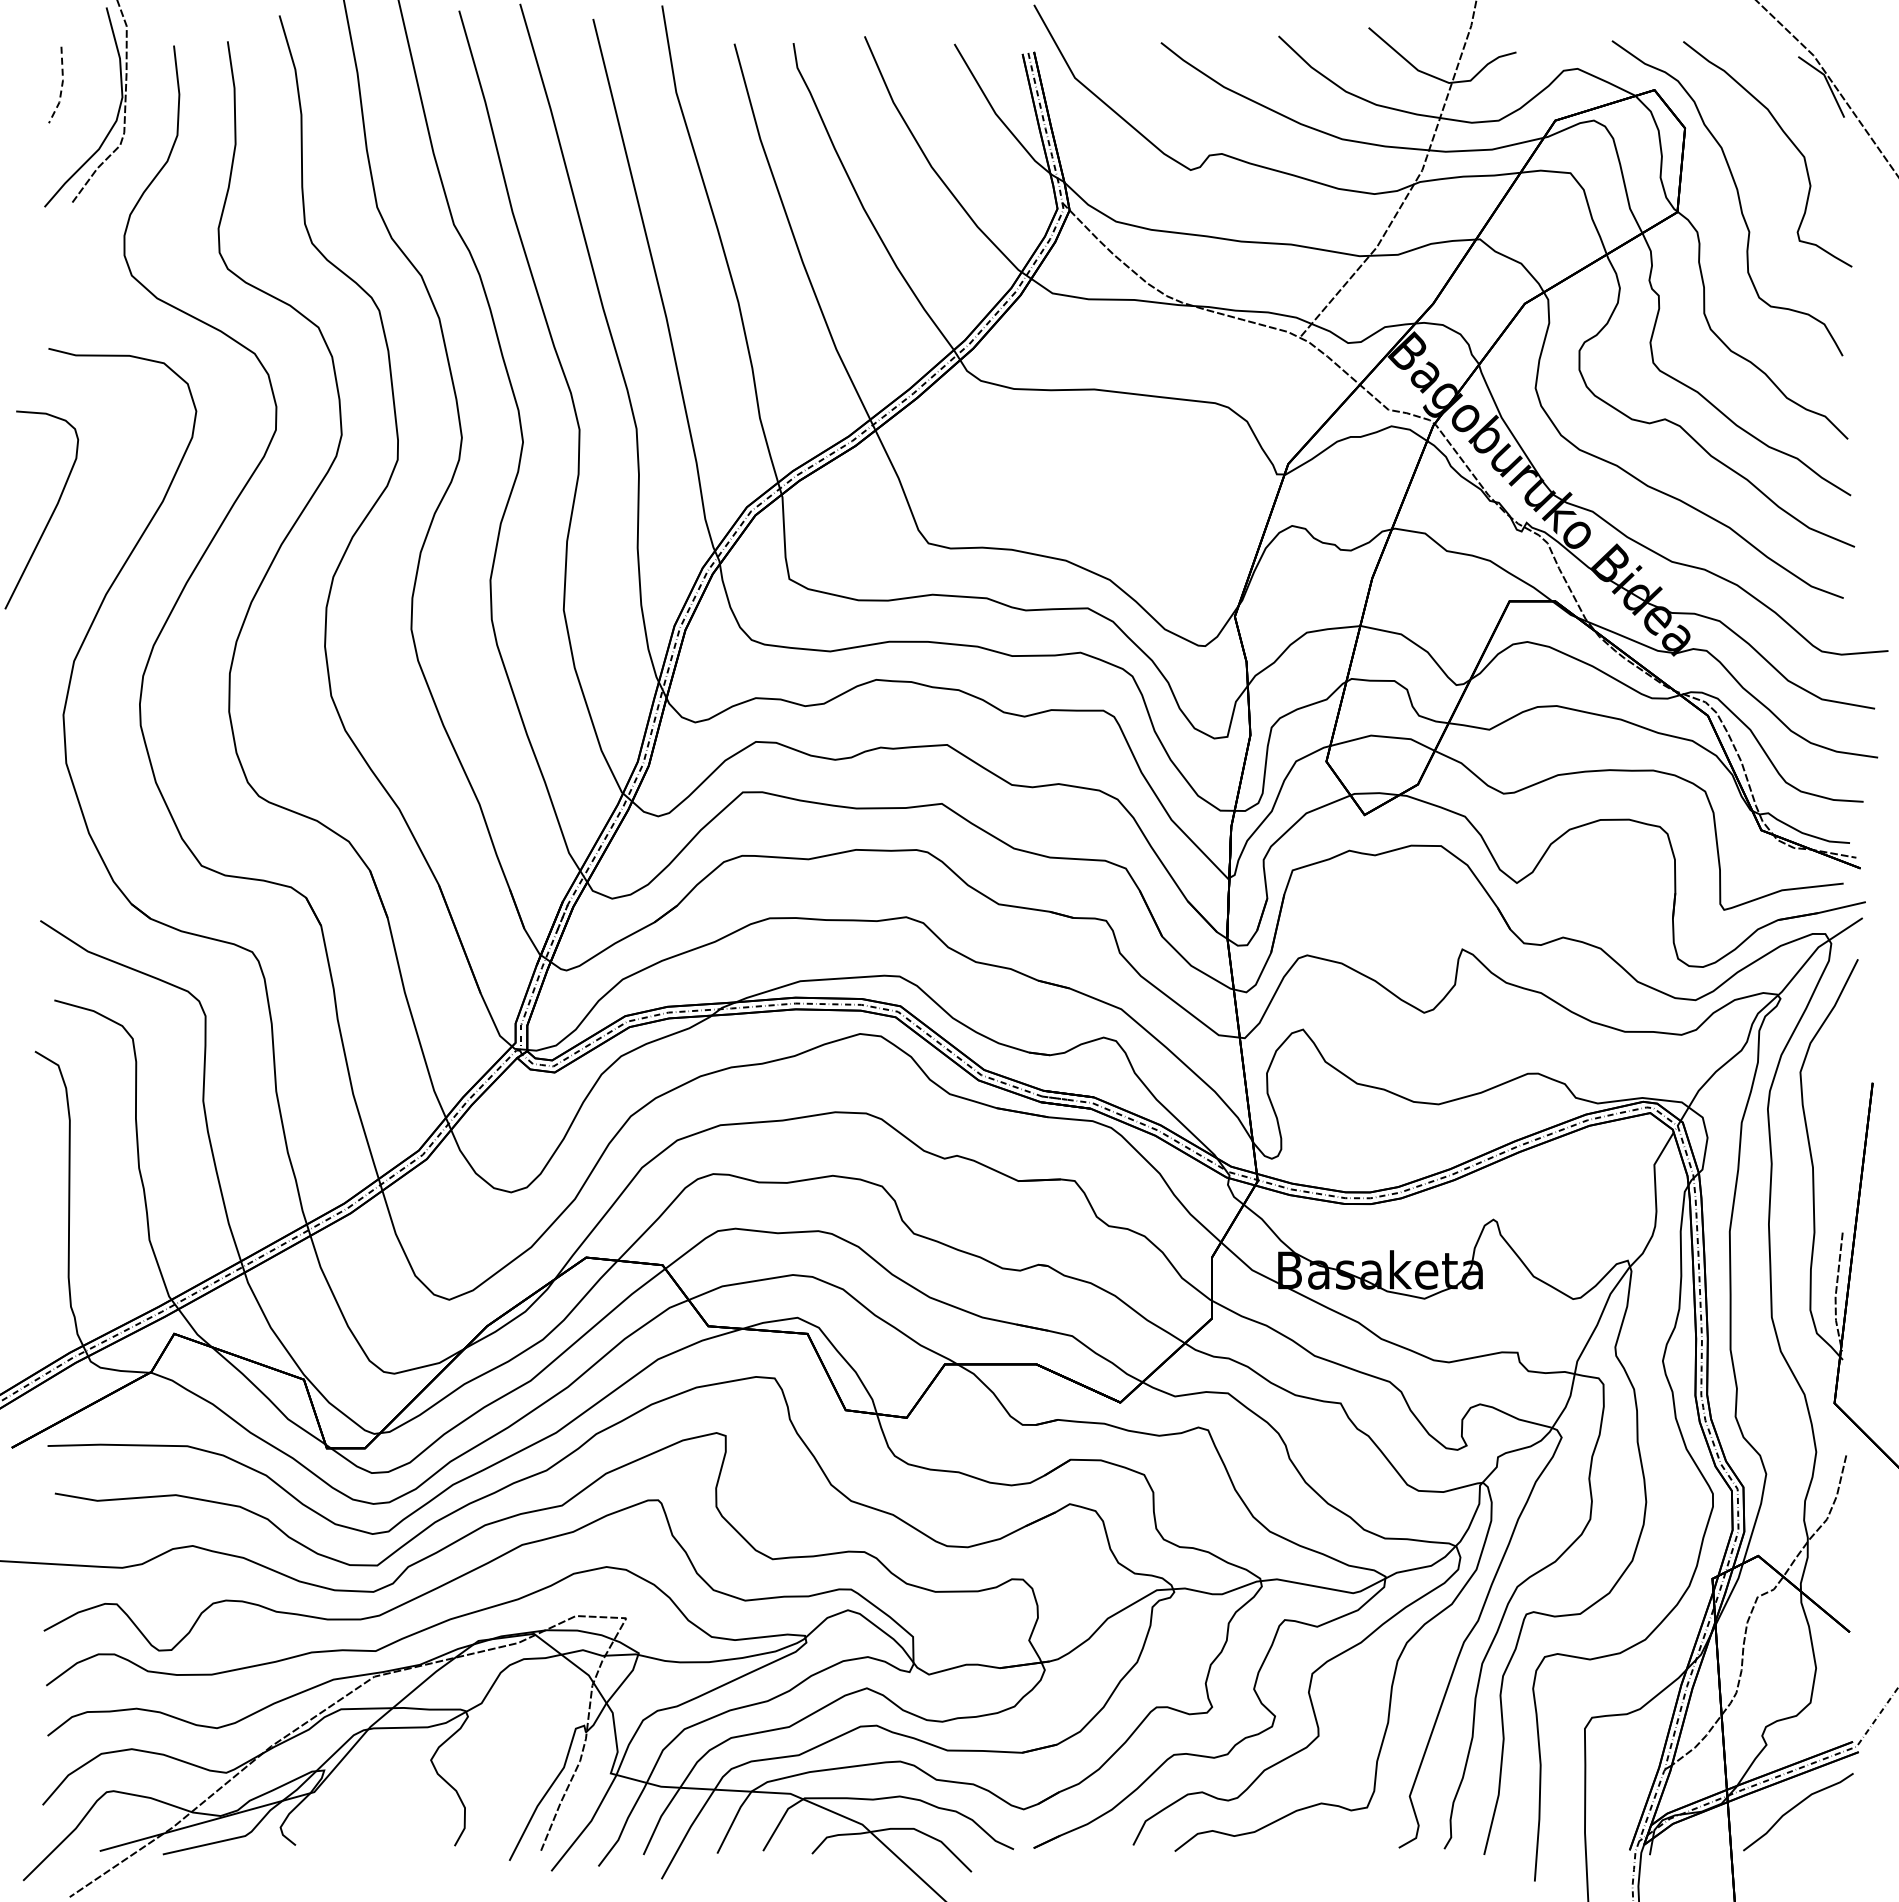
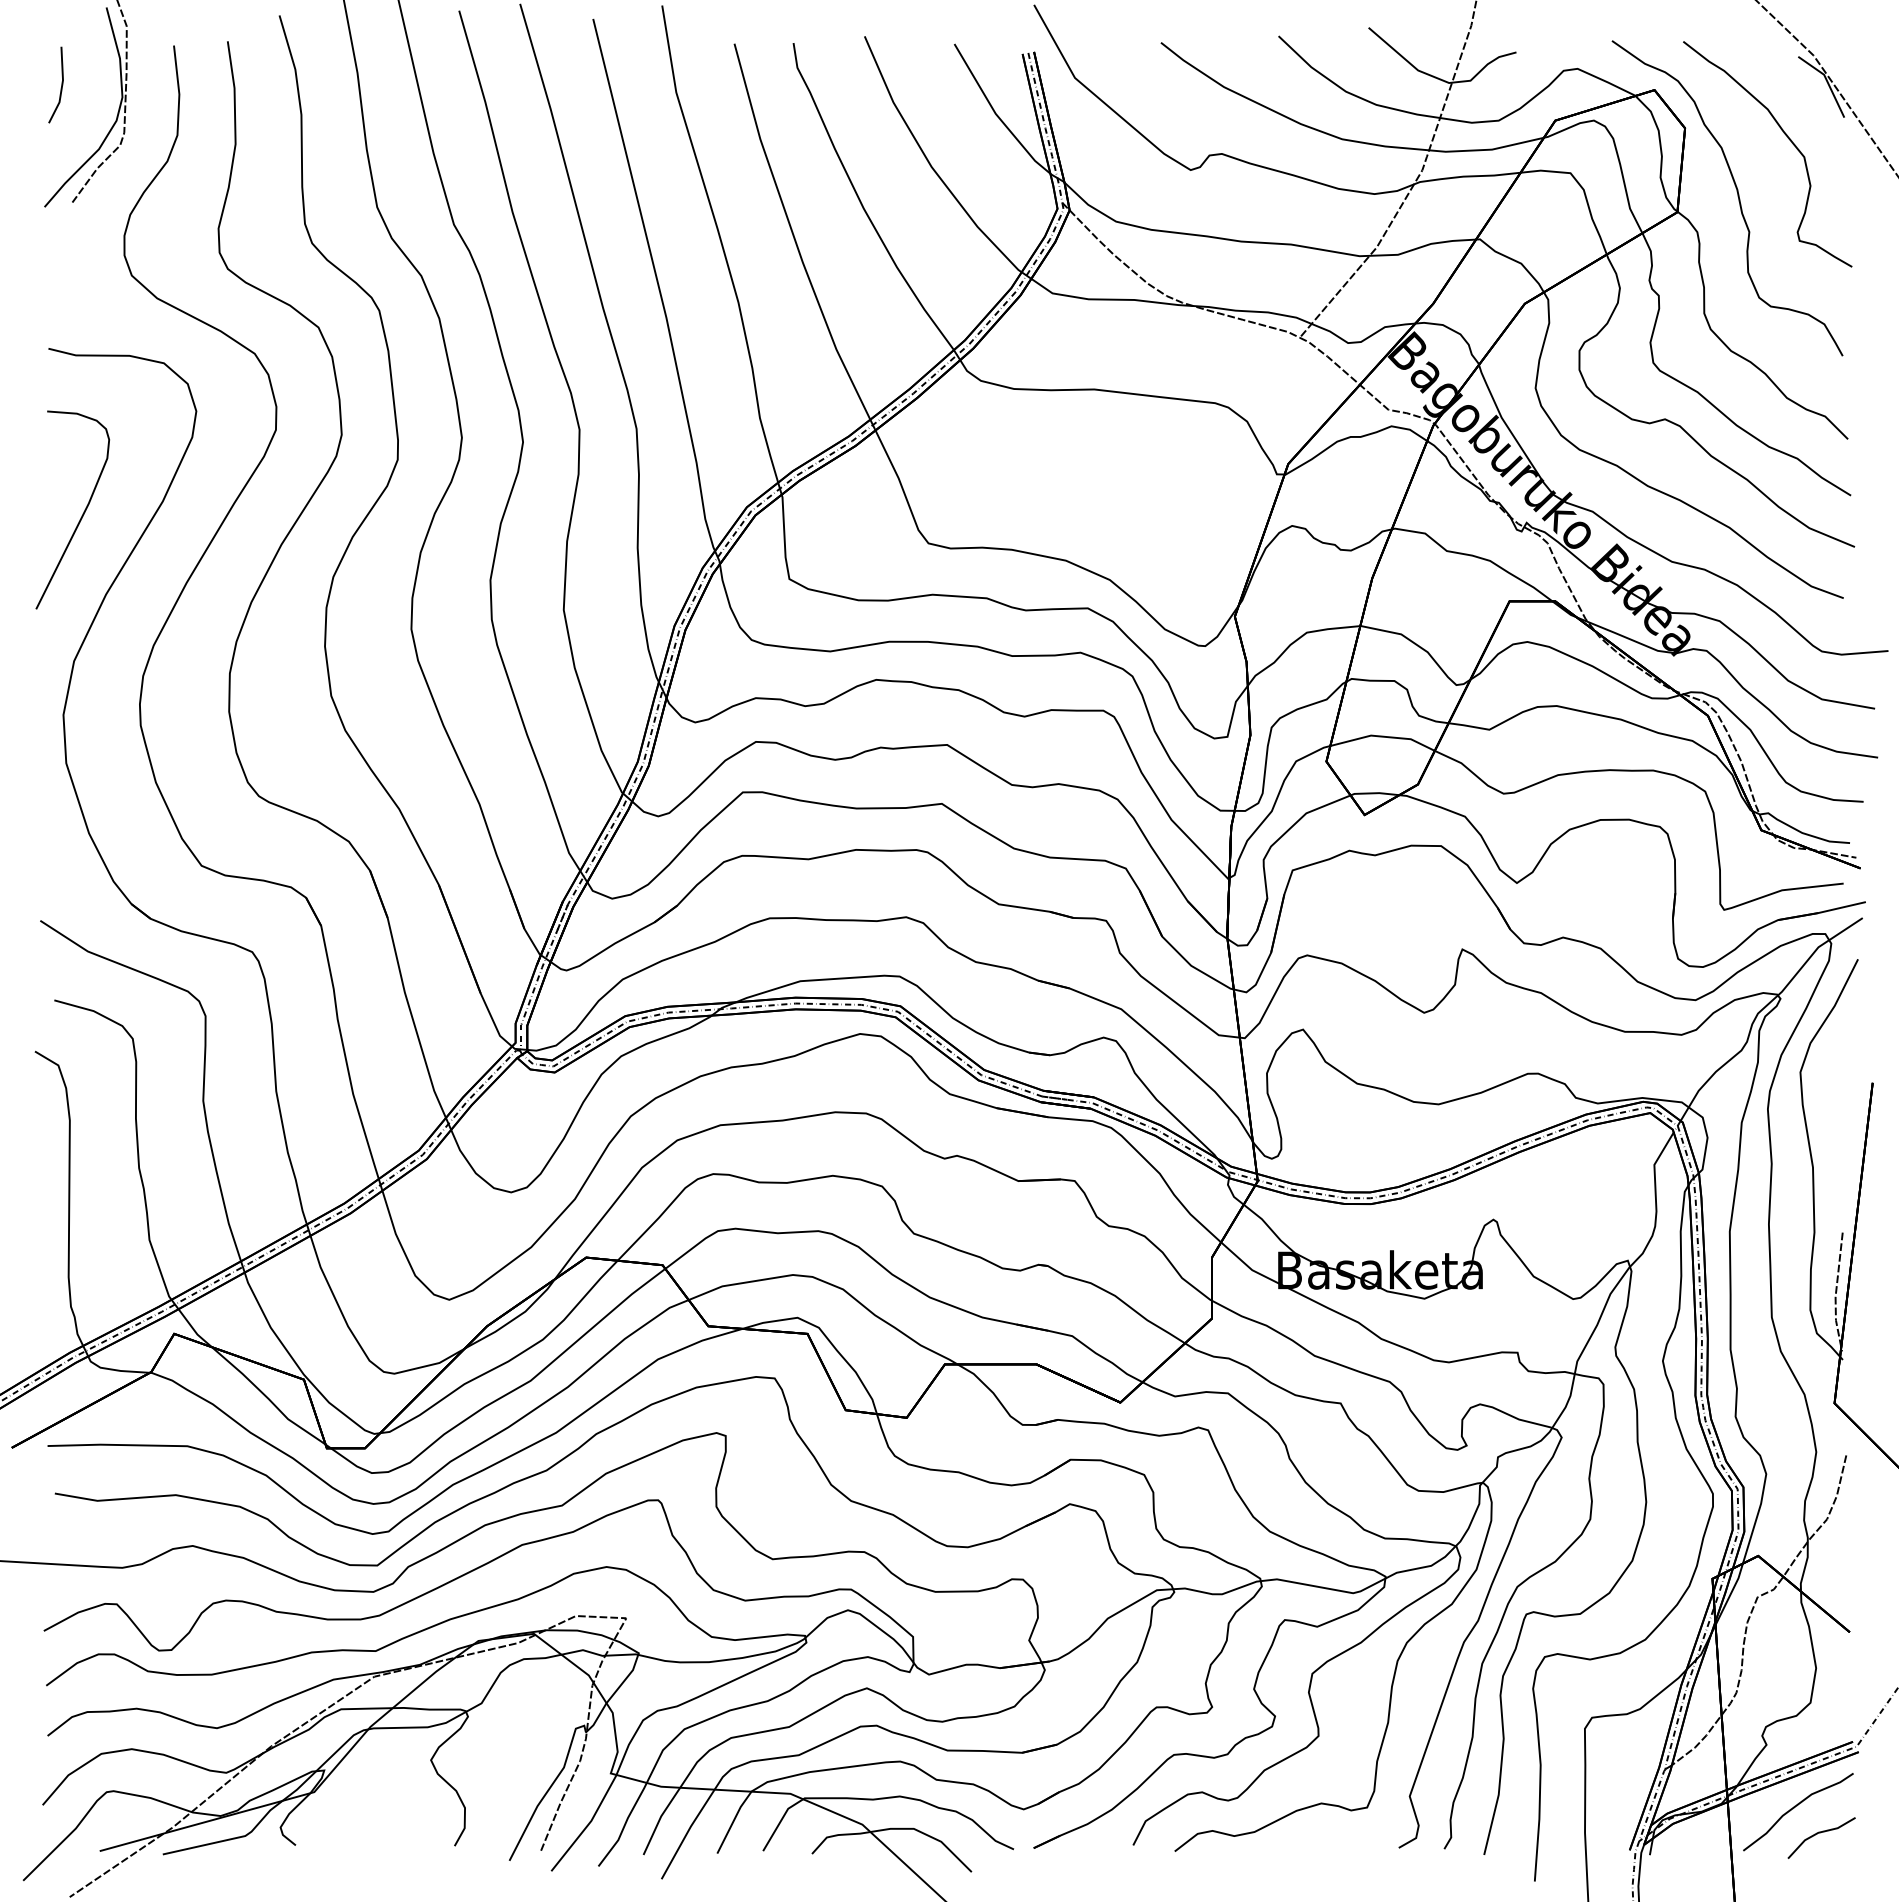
line: dashed -> solid (61, 87)
curve position: (51, 513) -> (82, 513) (82, 513)
line: none -> present (1820, 1833)
